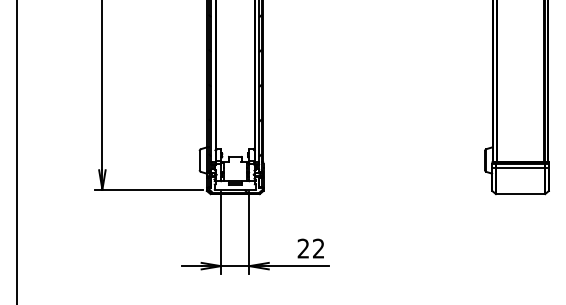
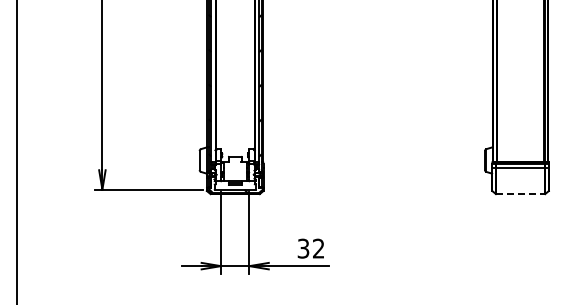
line: solid -> dashed (521, 194)
text: 22 -> 32 (303, 248)
